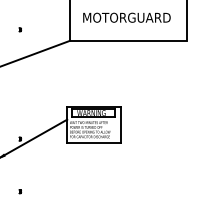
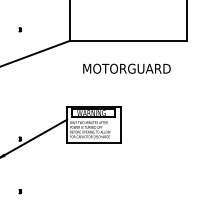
text position: (126, 17) -> (126, 68) (126, 68)
